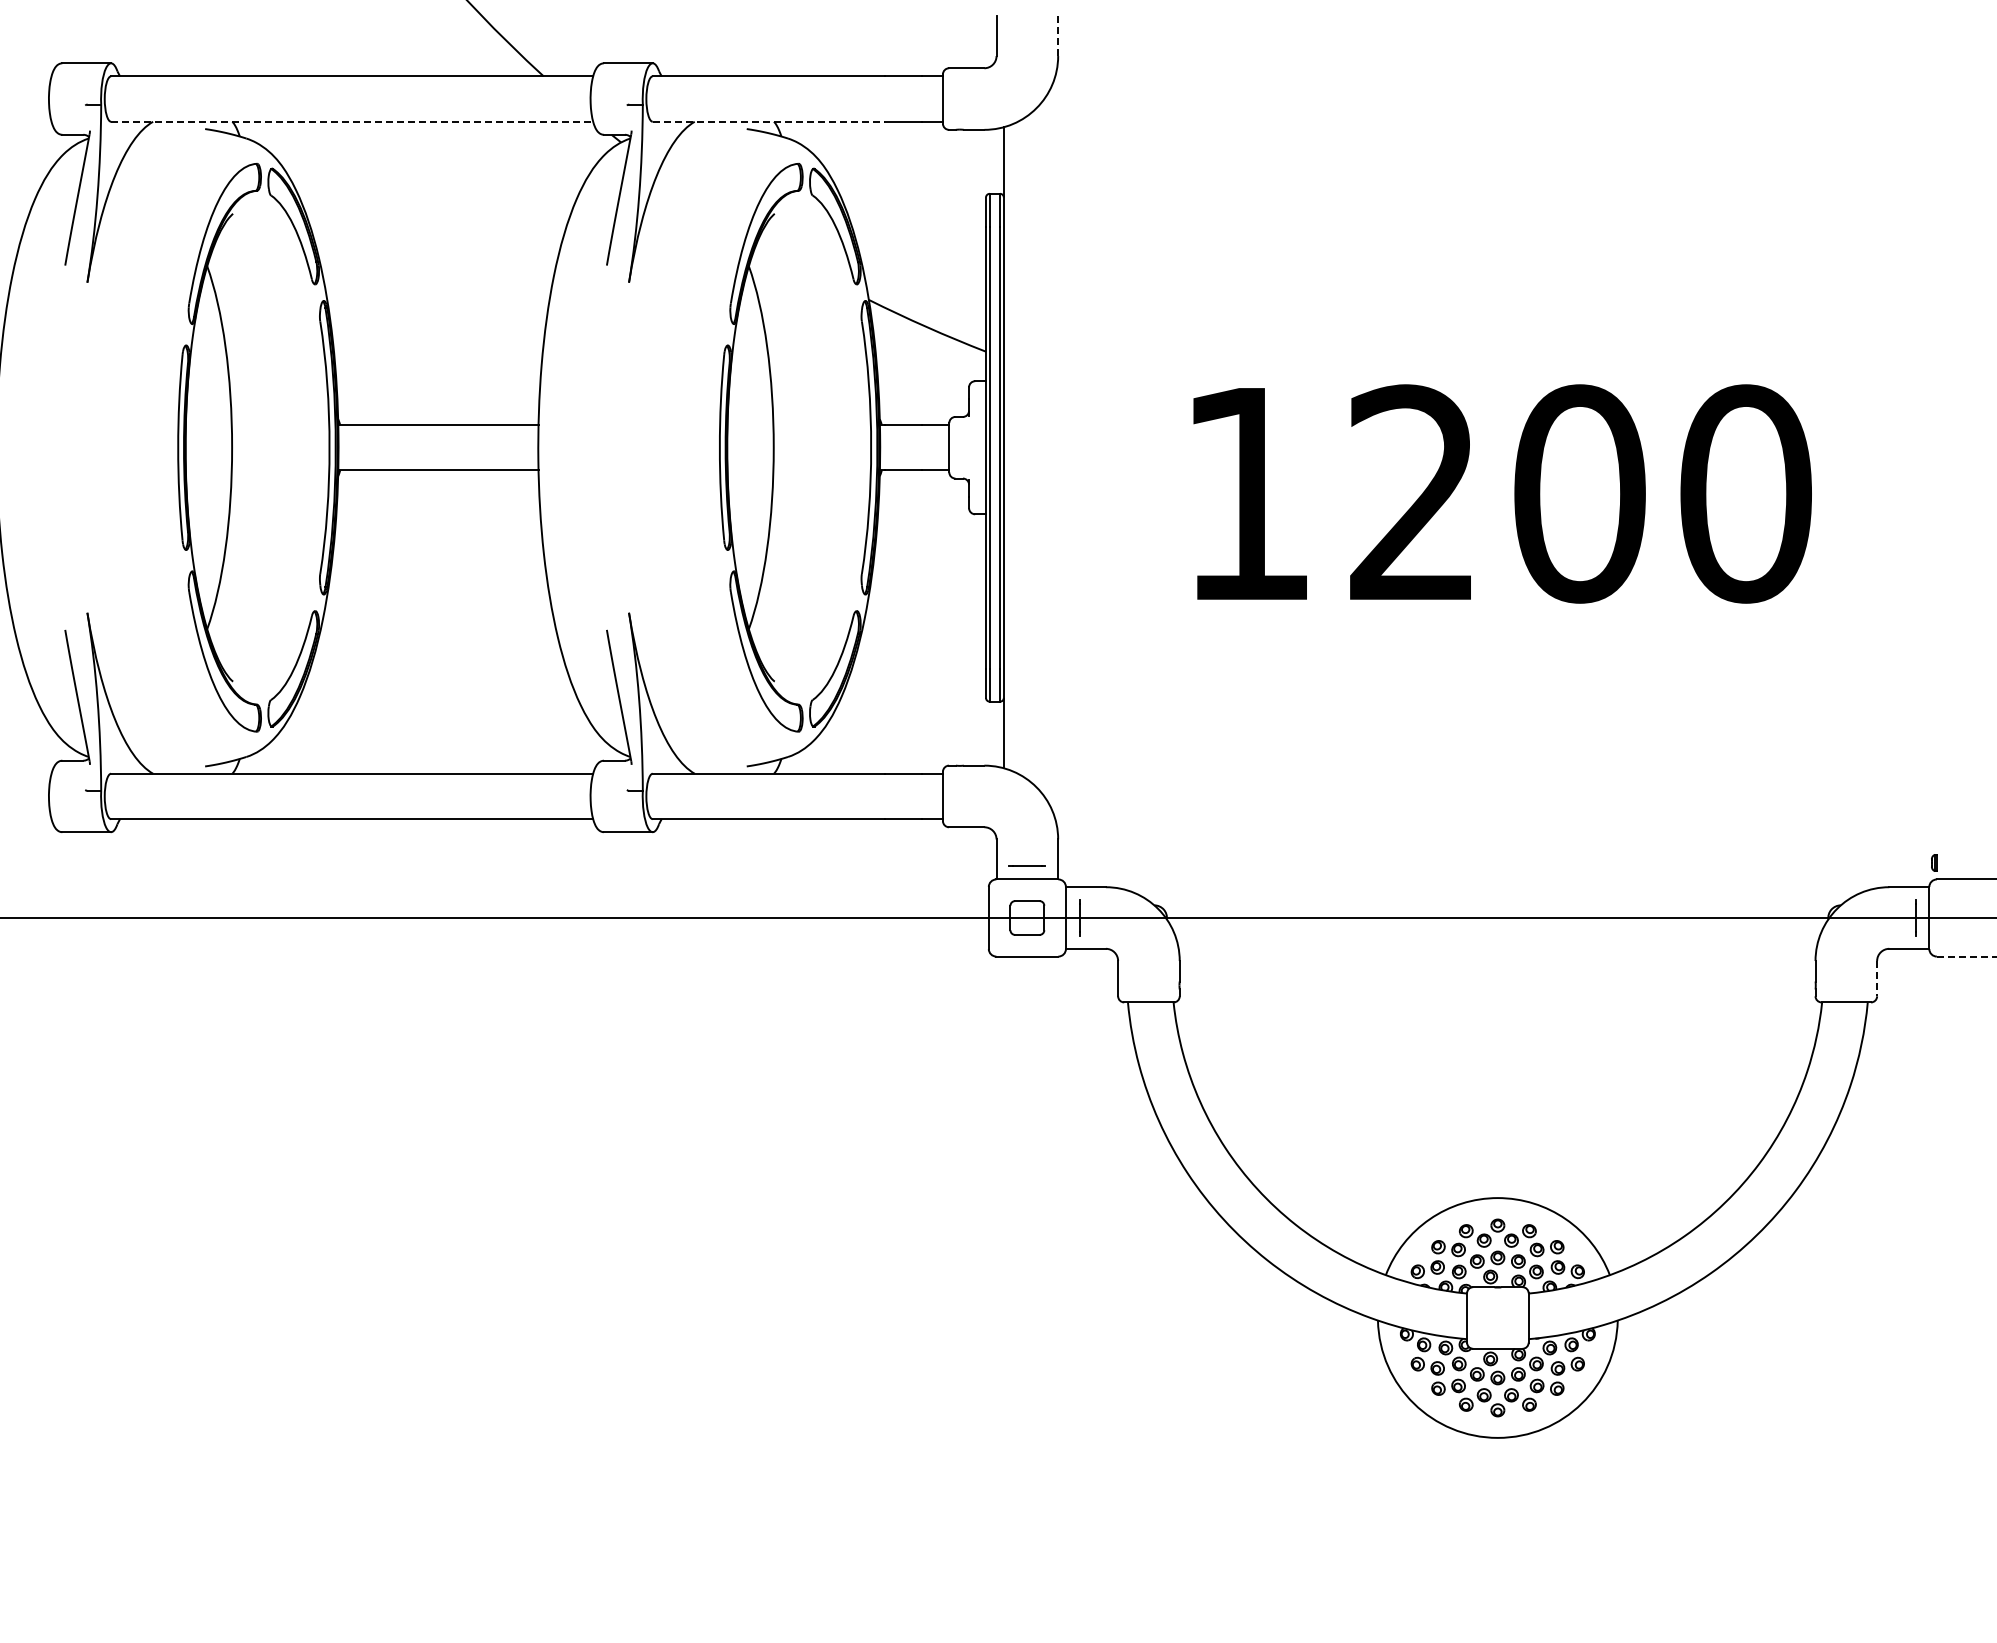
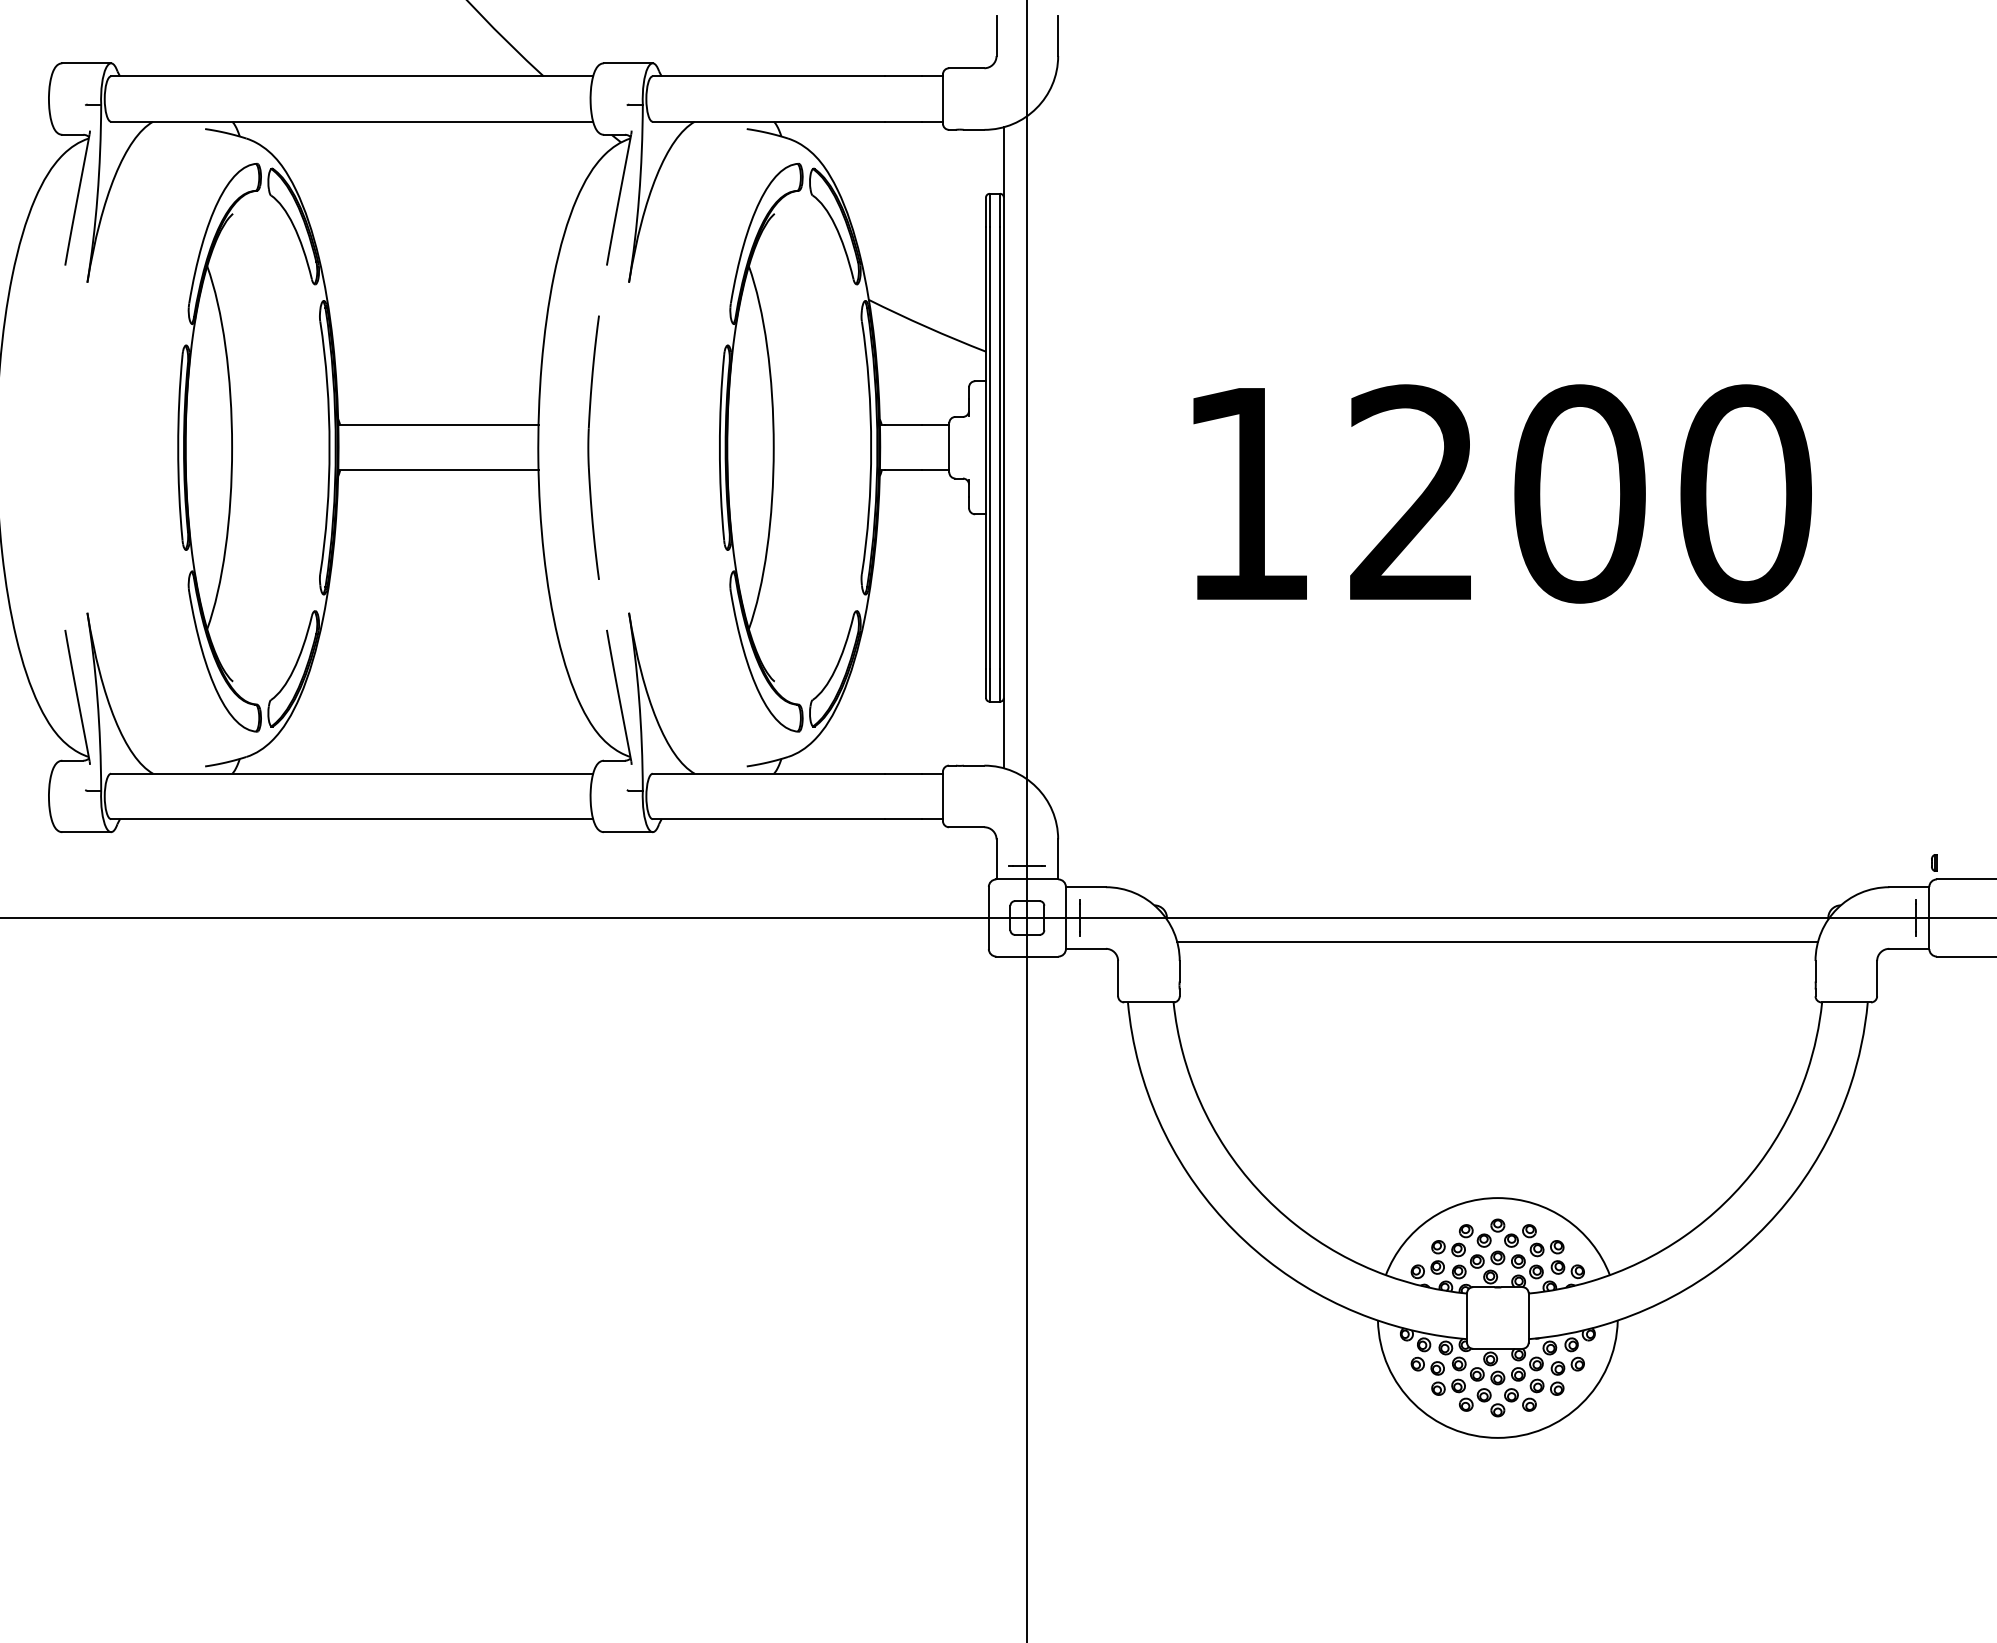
line: dashed -> solid (1058, 36)
line: dashed -> solid (352, 121)
line: dashed -> solid (769, 121)
part: none -> present (593, 447)
line: none -> present (1027, 820)
line: none -> present (1497, 941)
line: dashed -> solid (1966, 956)
line: dashed -> solid (1877, 978)
